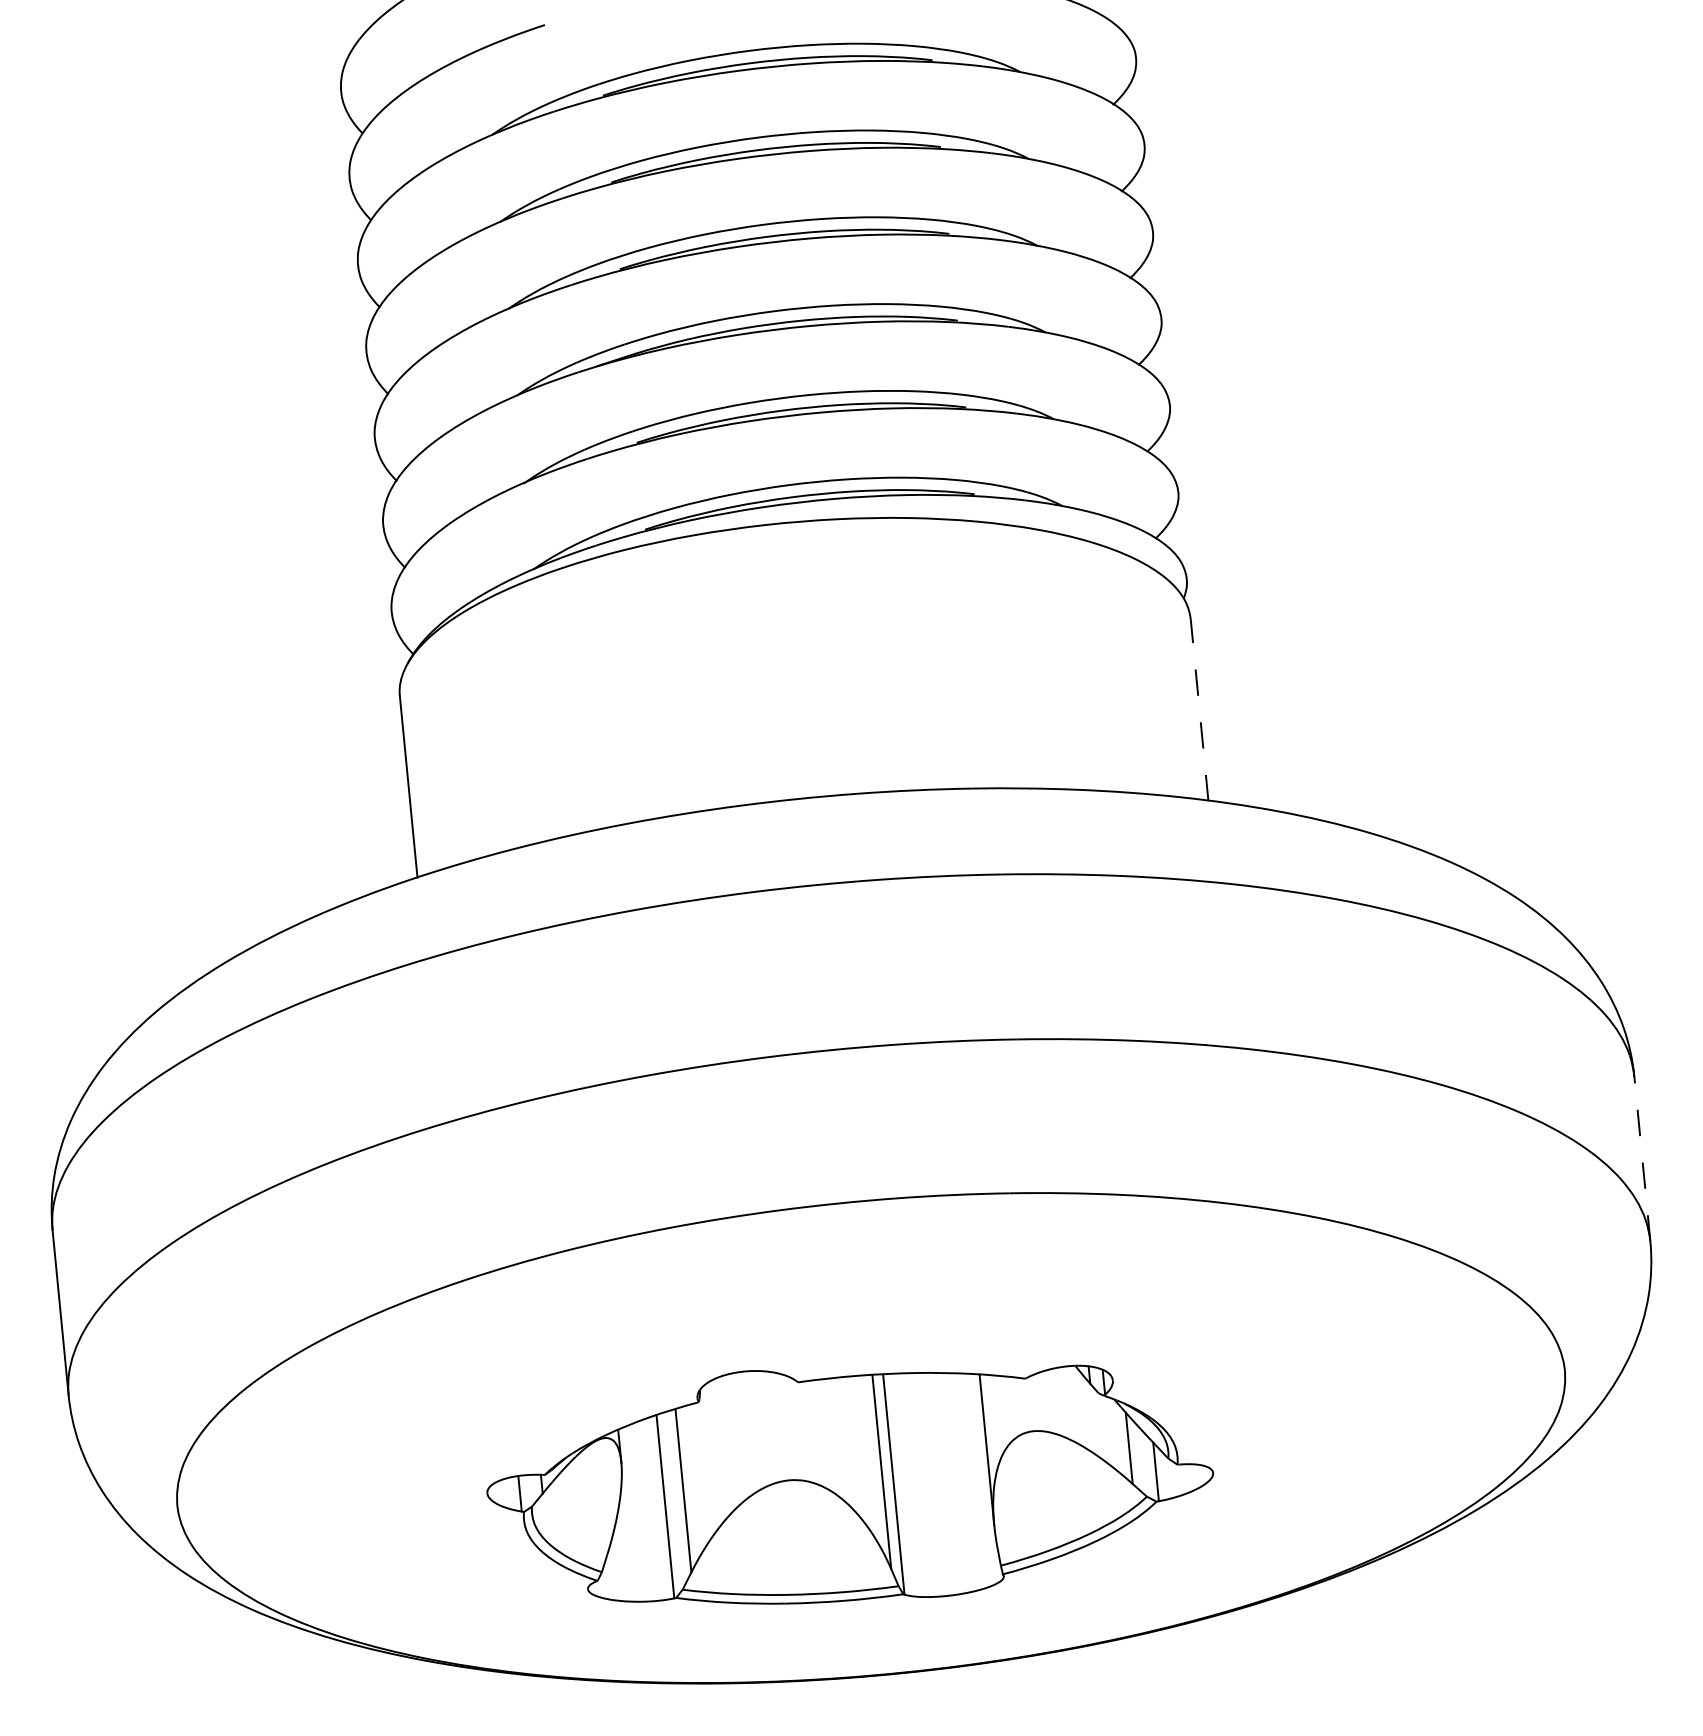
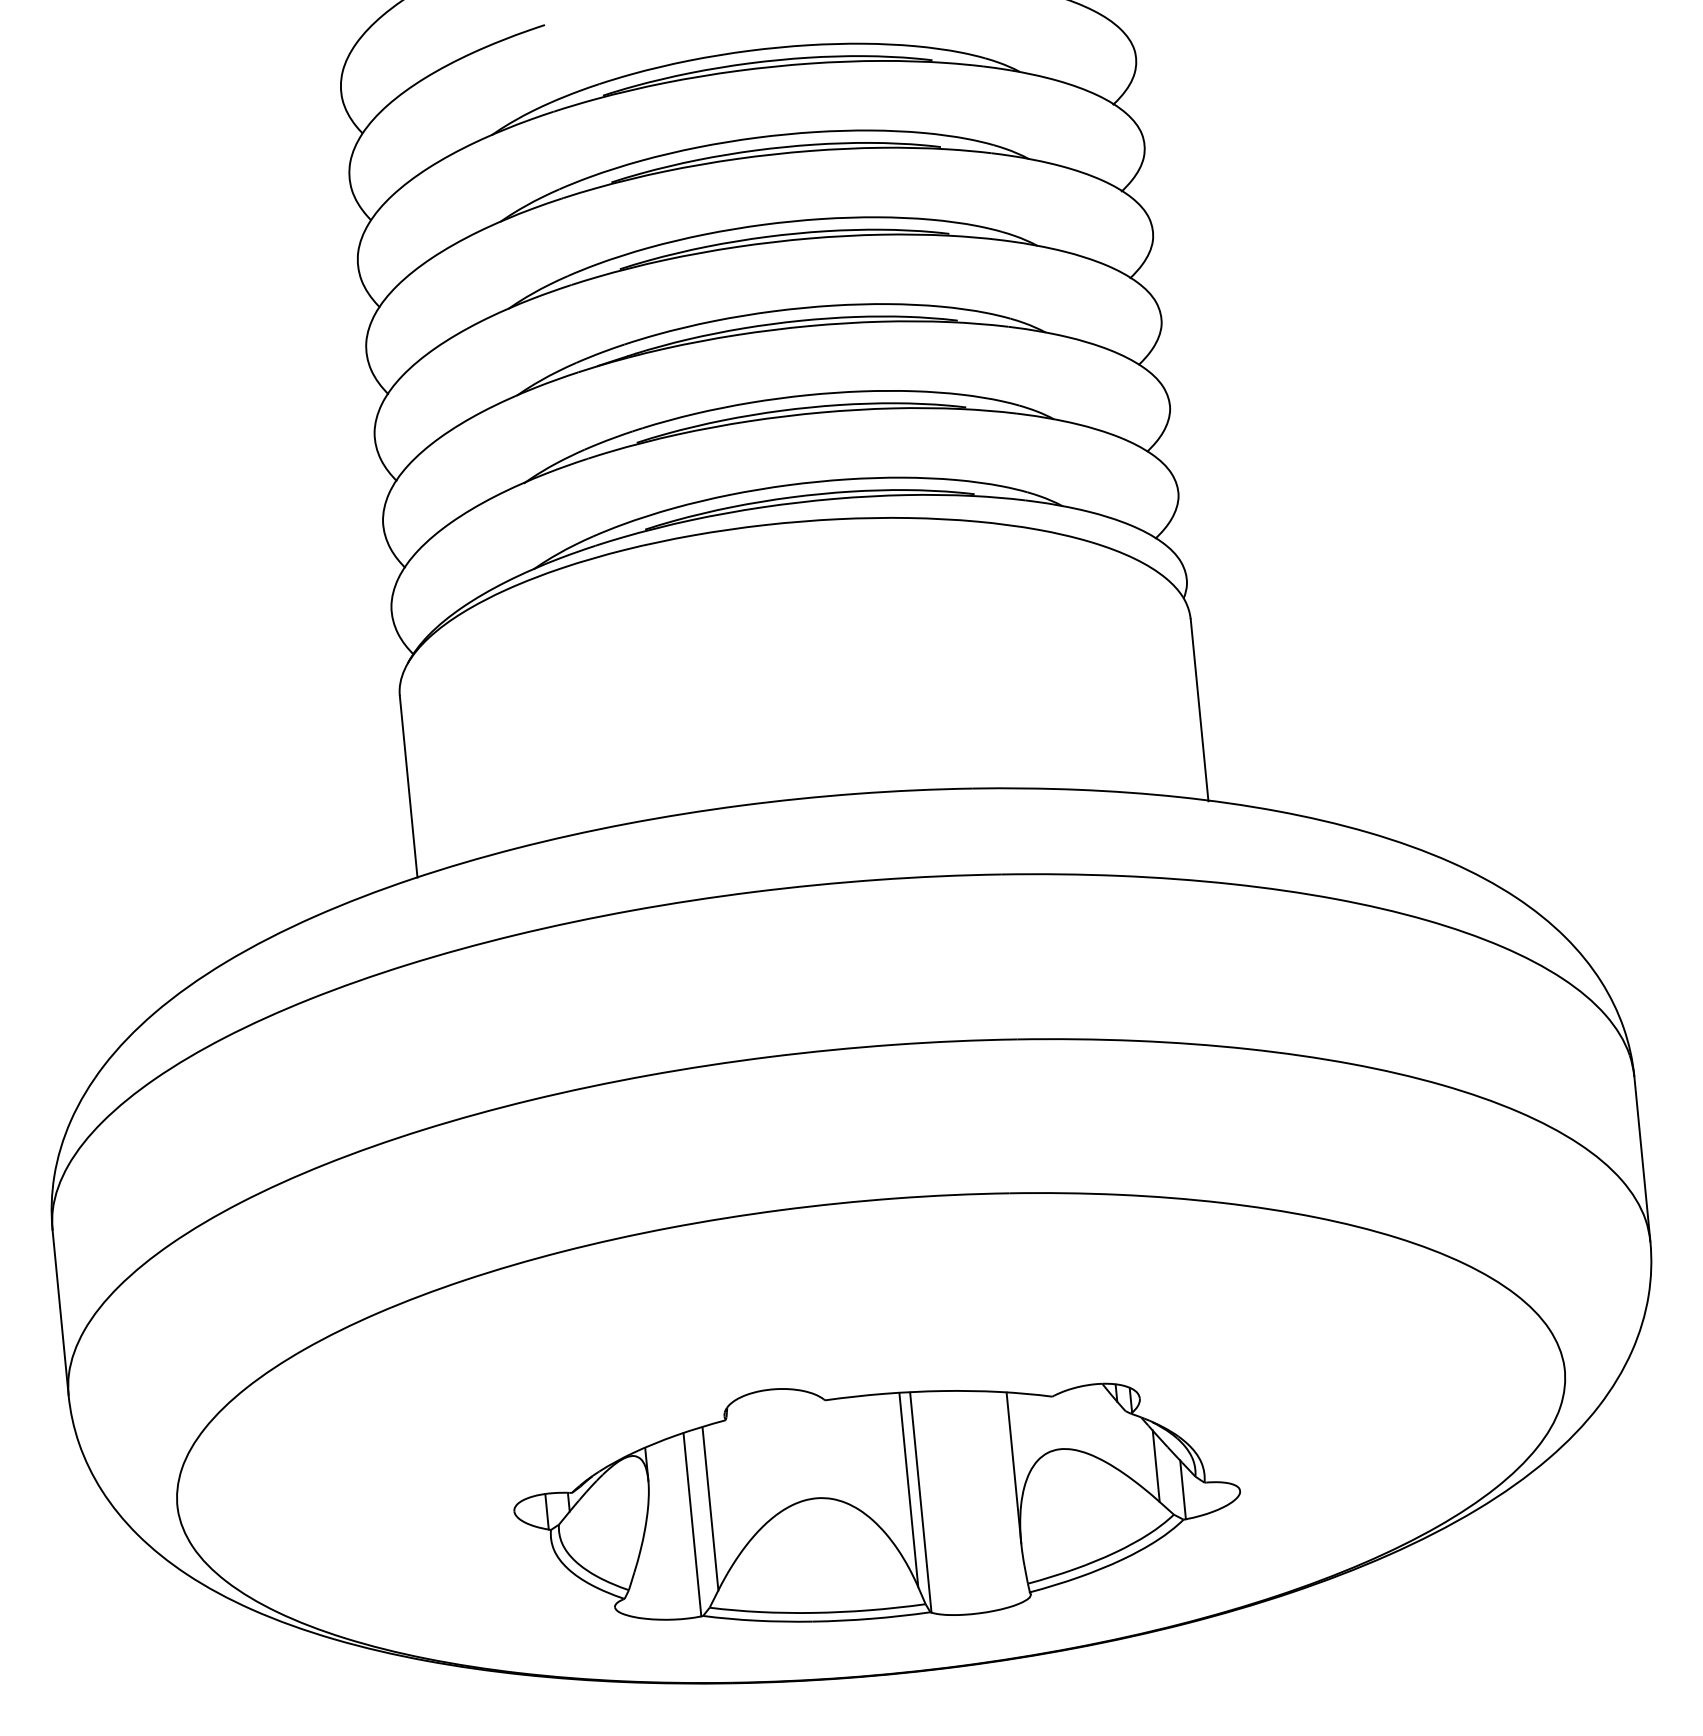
line: dashed -> solid (1199, 710)
line: dashed -> solid (1642, 1159)
part position: (849, 1484) -> (876, 1502) (876, 1502)
